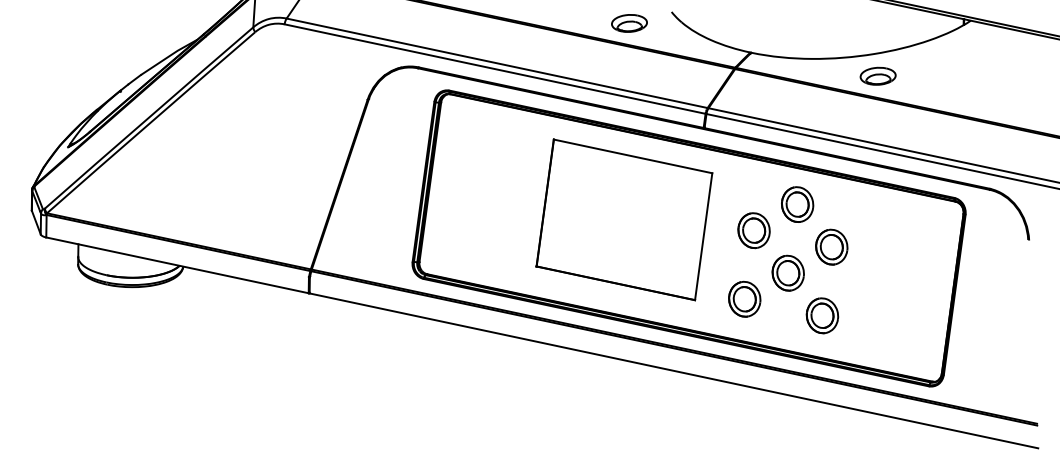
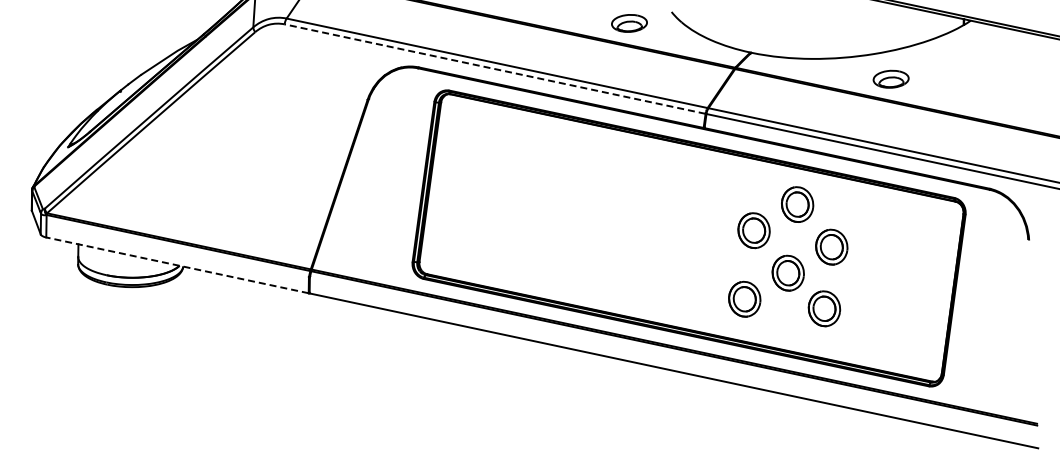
line: solid -> dashed (494, 68)
part position: (877, 75) -> (890, 78) (890, 78)
part: present -> none (624, 219)
line: solid -> dashed (177, 265)
part position: (822, 315) -> (824, 308) (824, 308)
